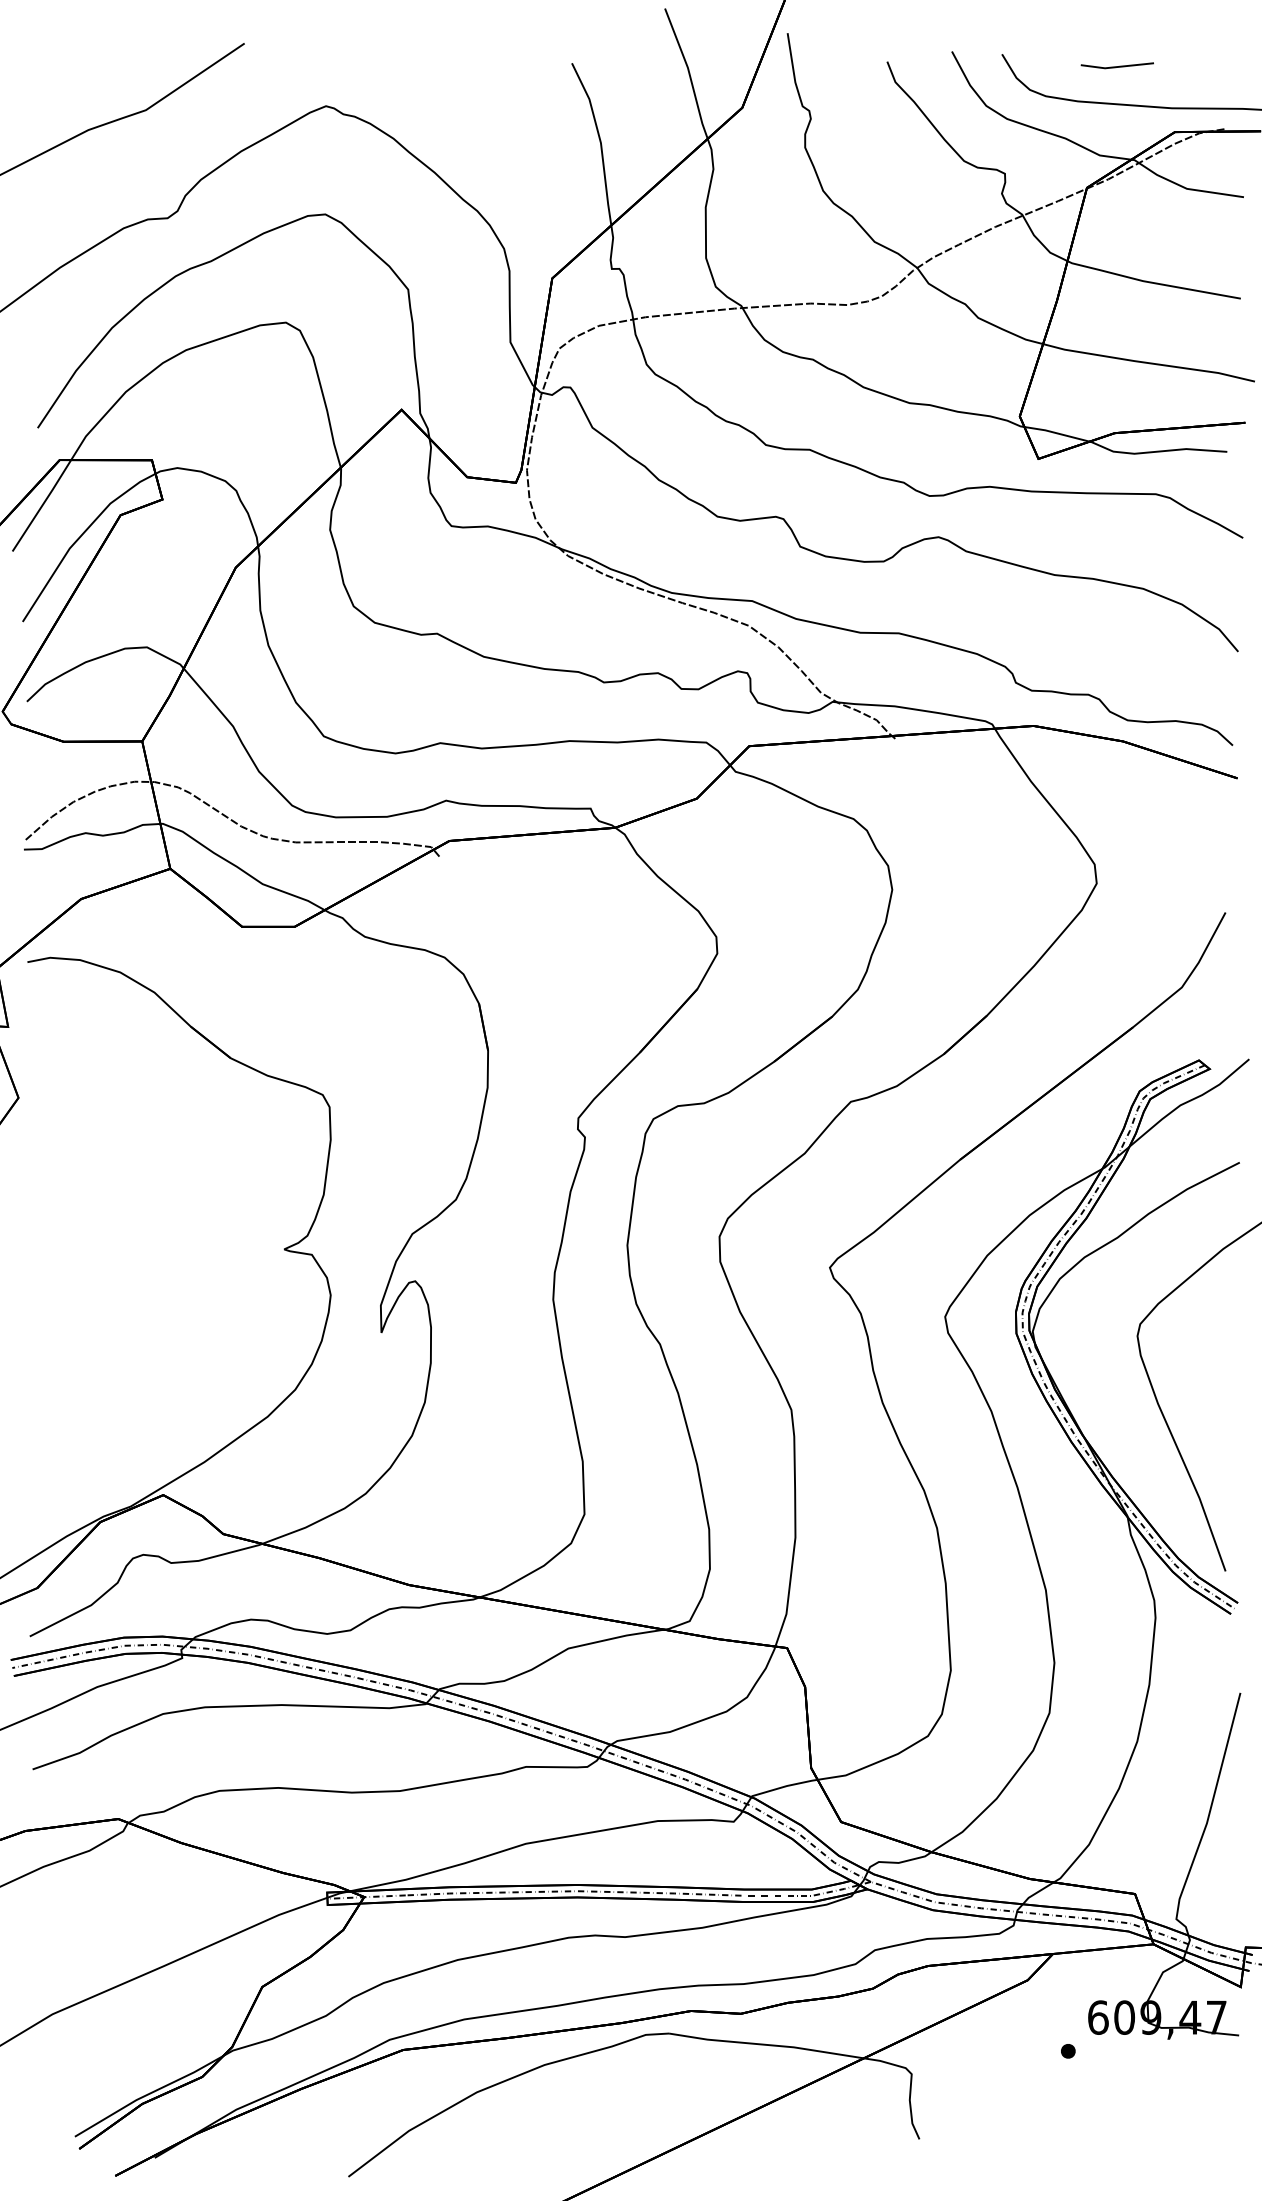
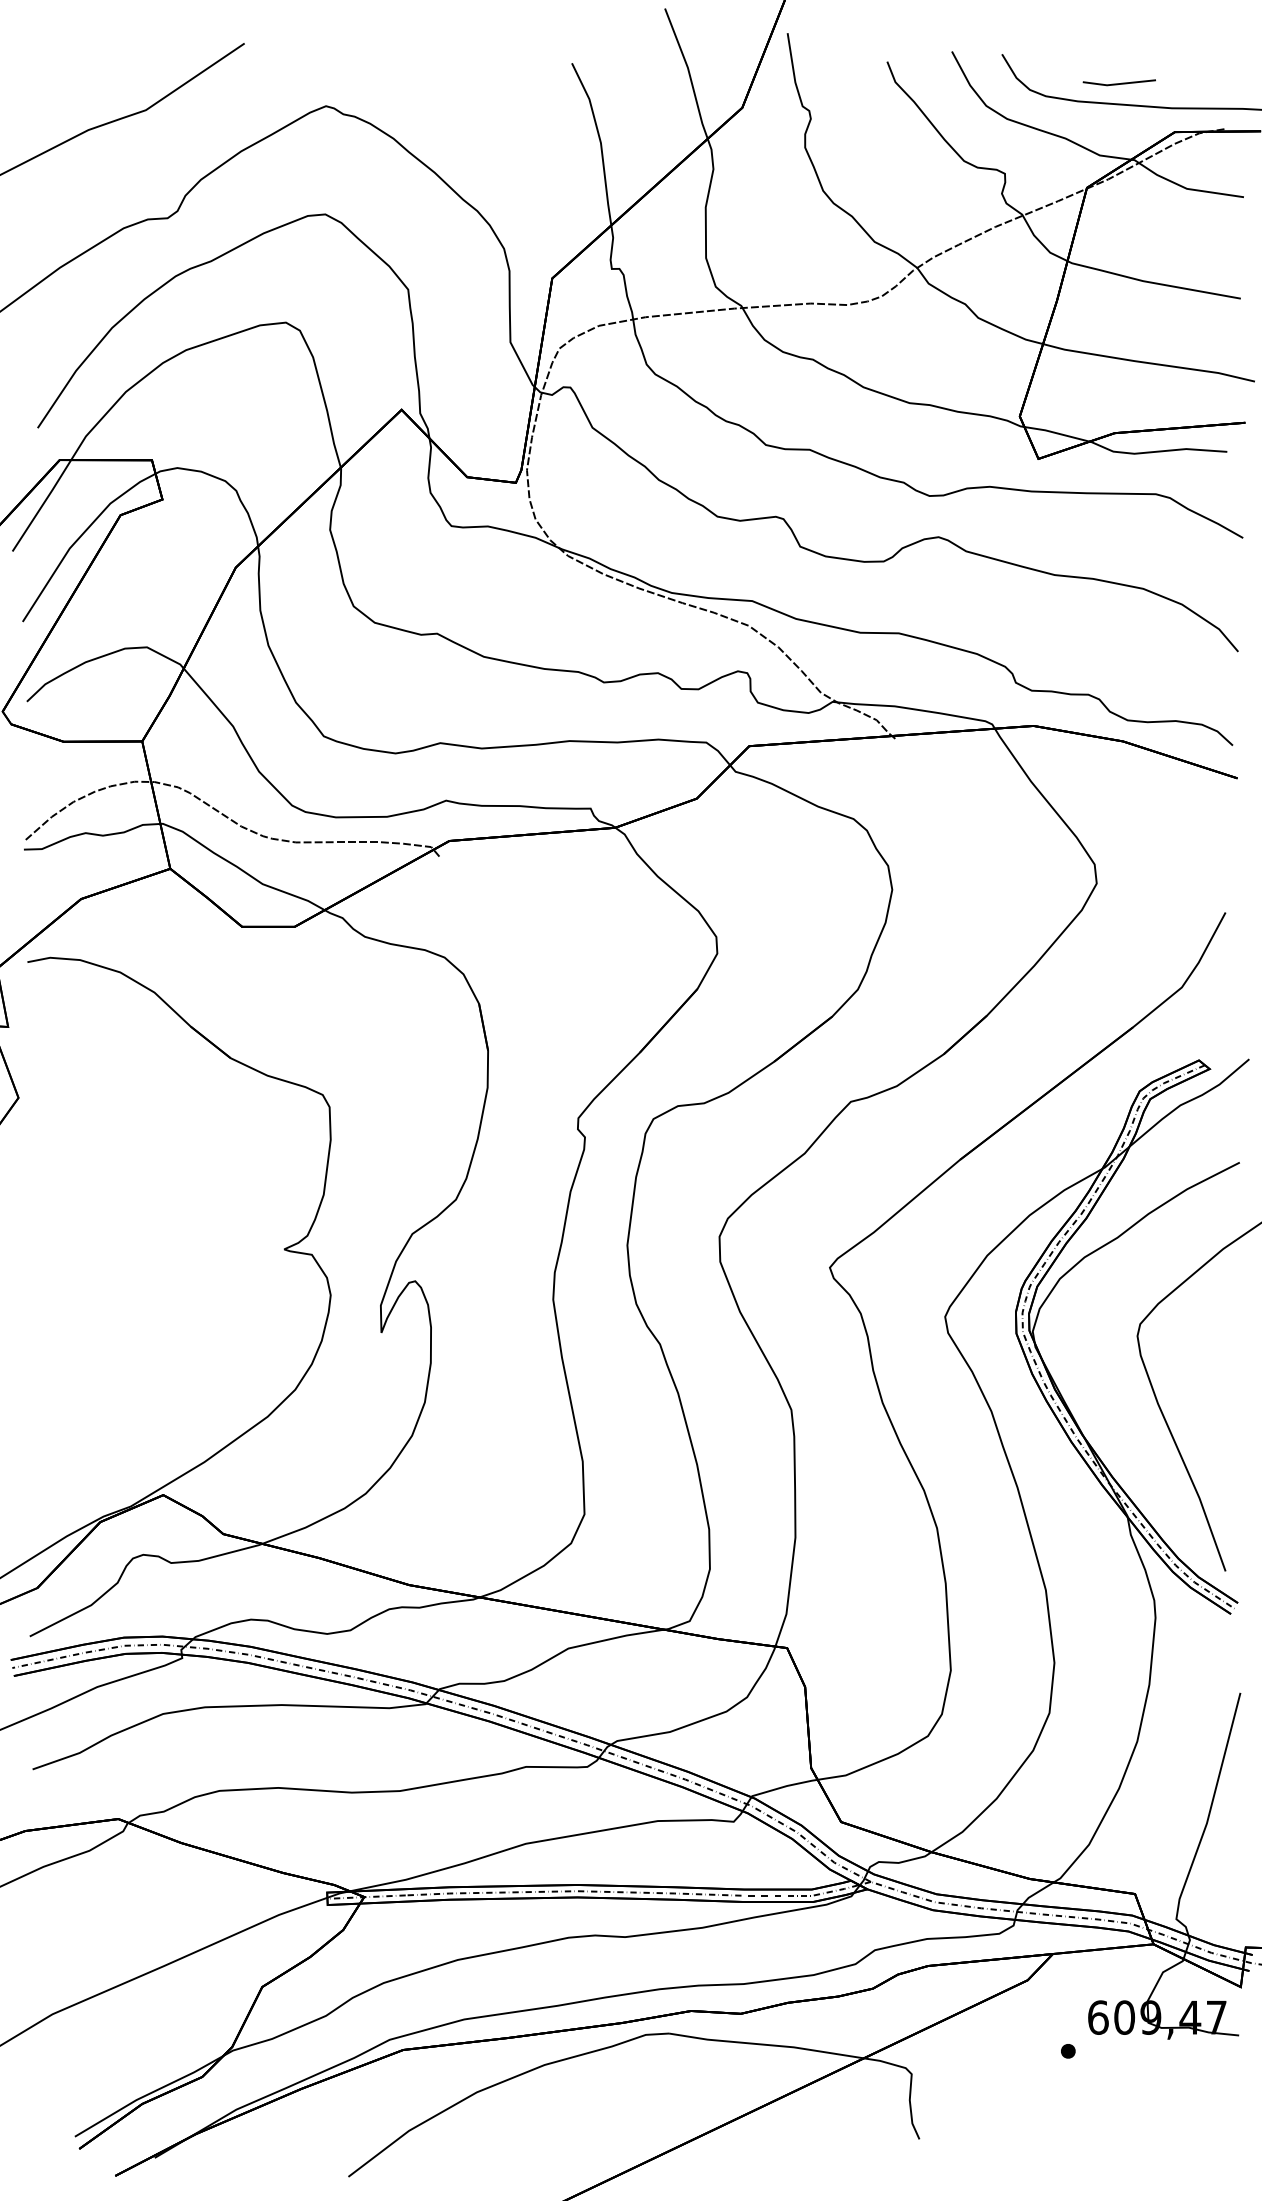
line position: (1116, 66) -> (1118, 83) (1118, 83)
